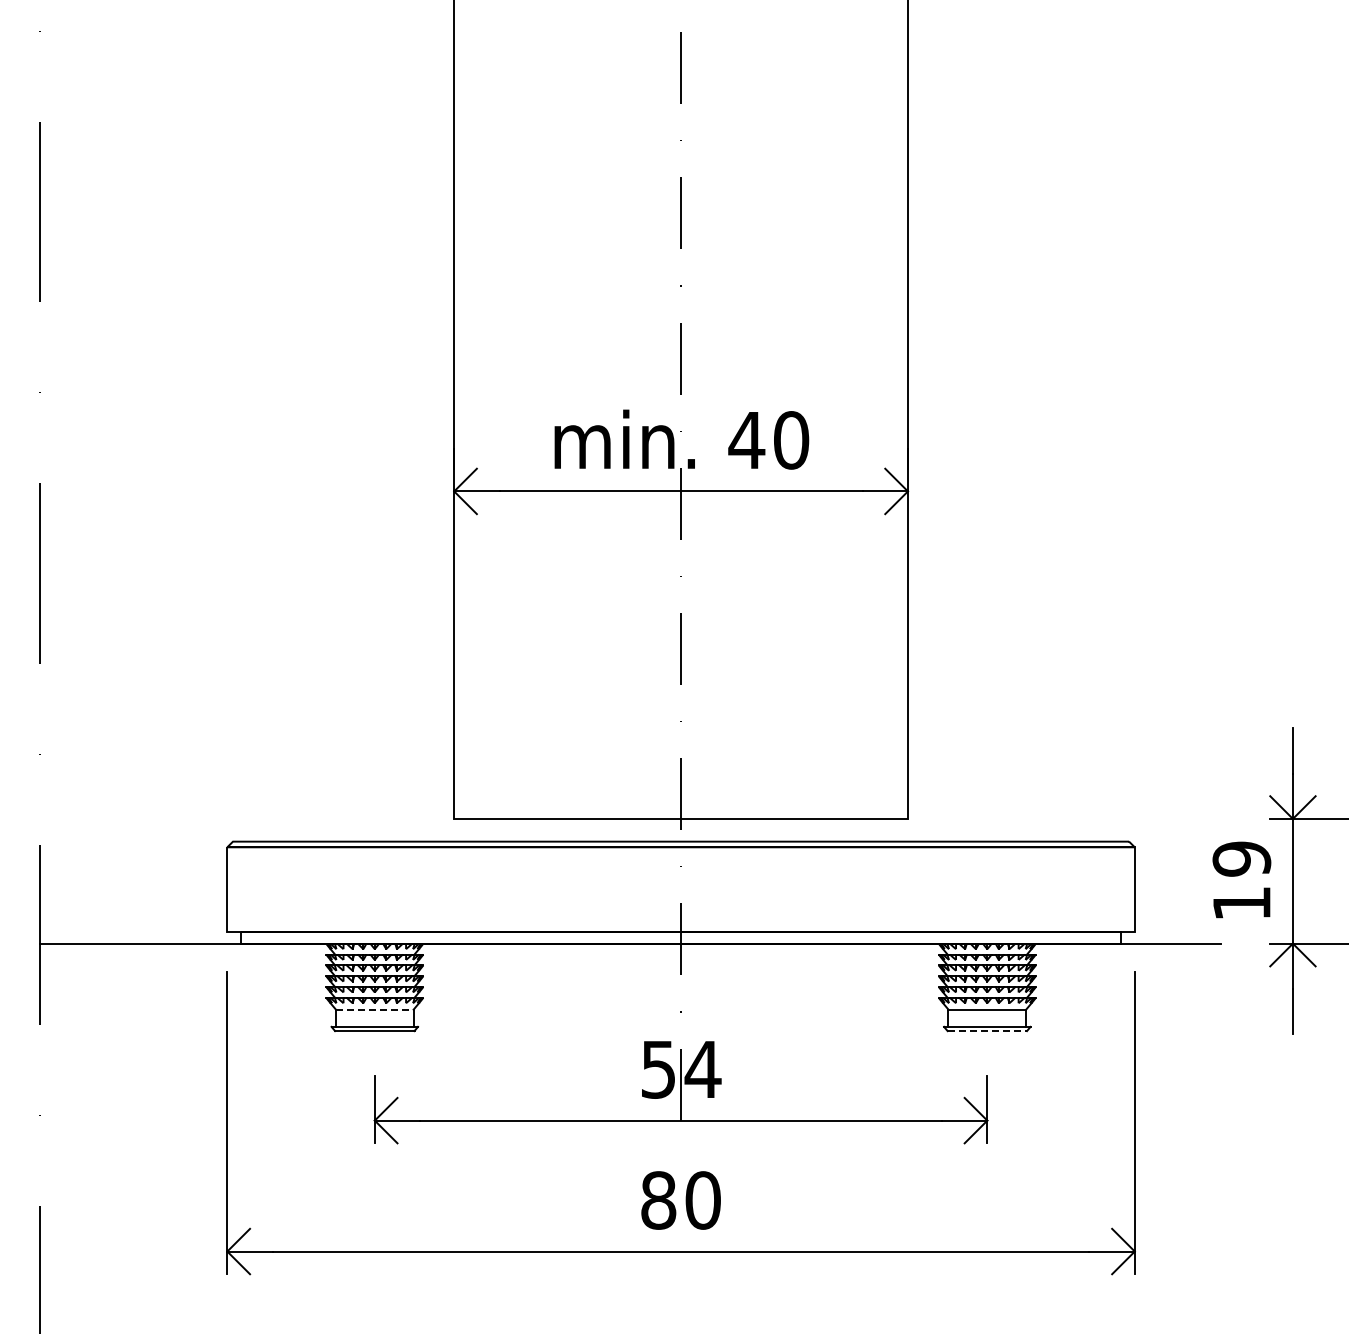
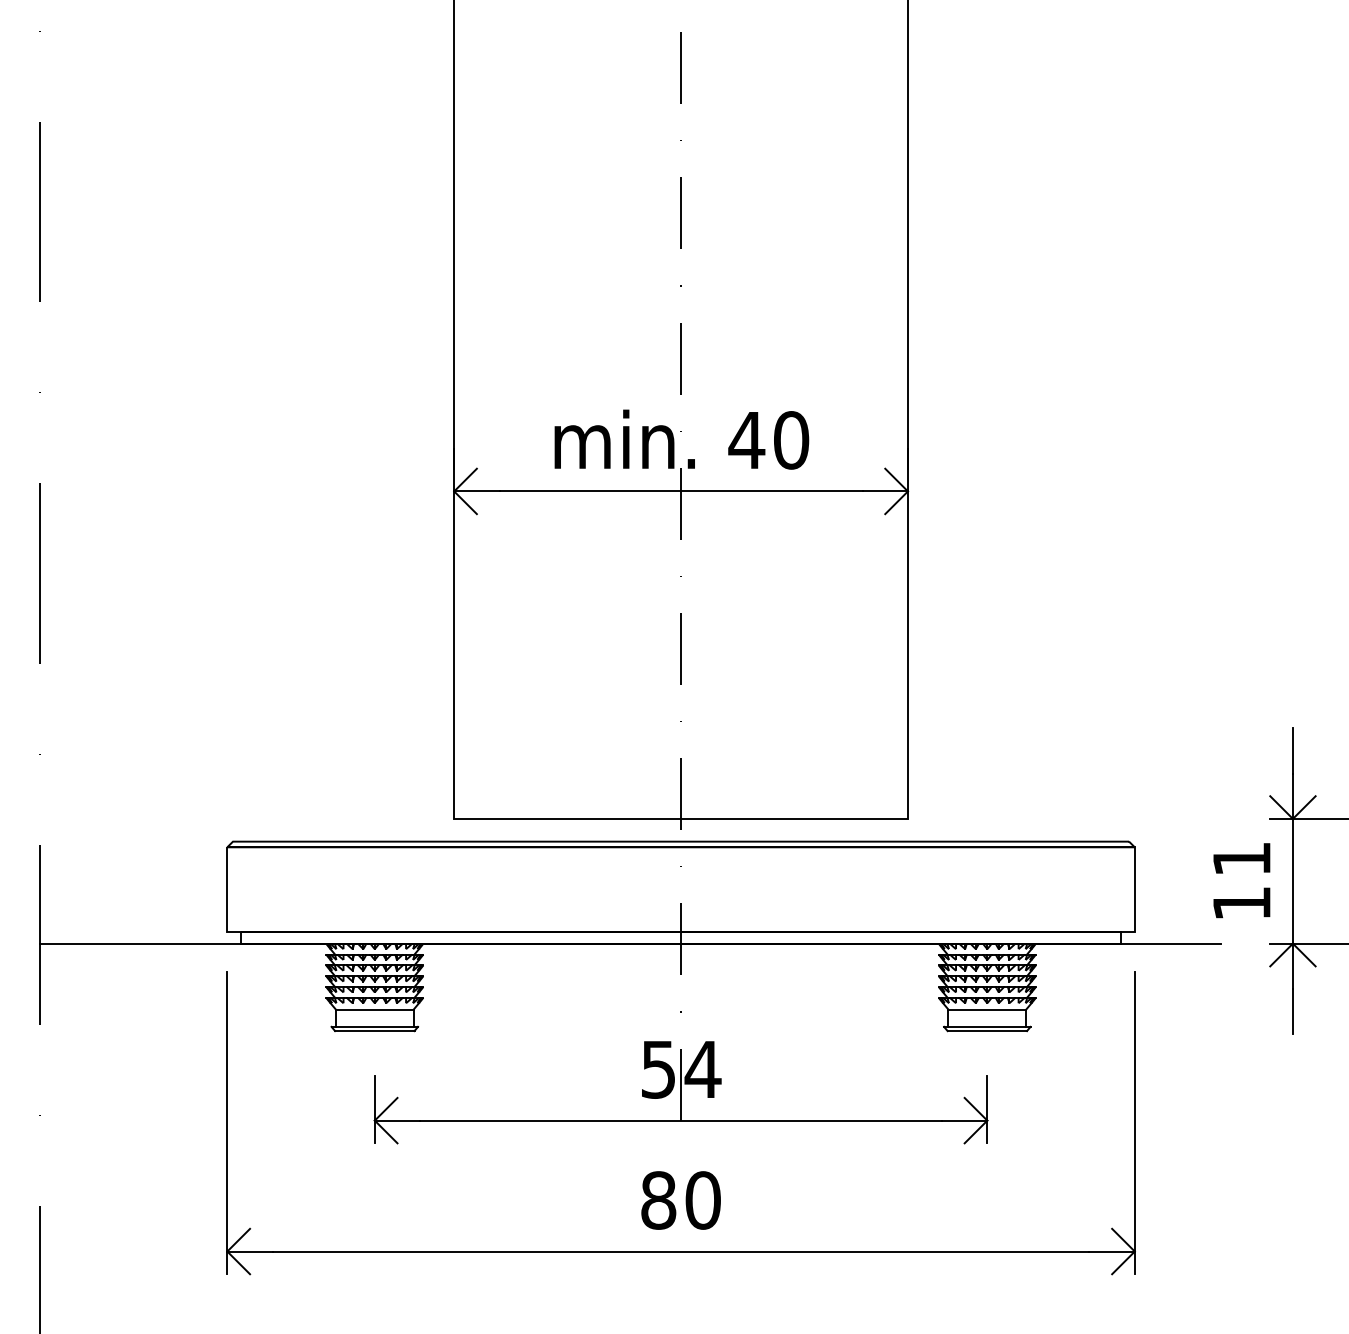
text: 19 -> 11 (1241, 858)
line: dashed -> solid (374, 1009)
line: dashed -> solid (987, 1031)
